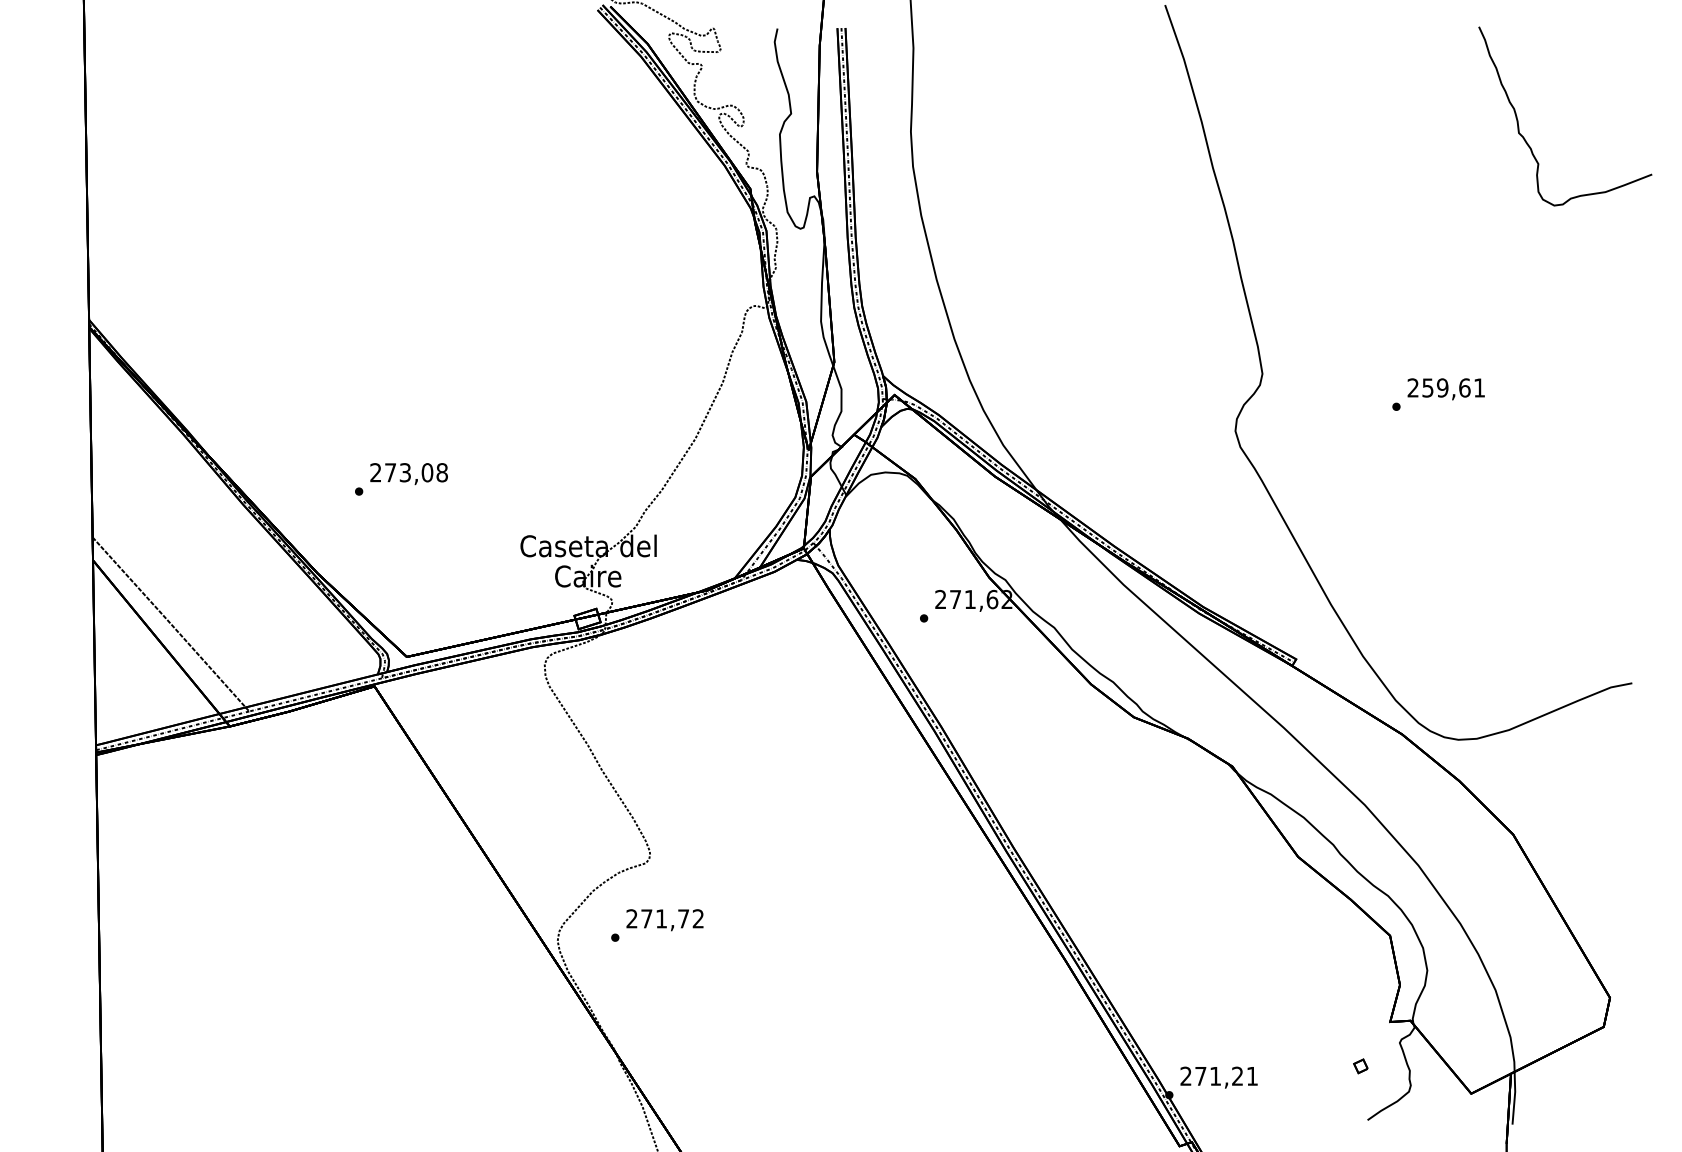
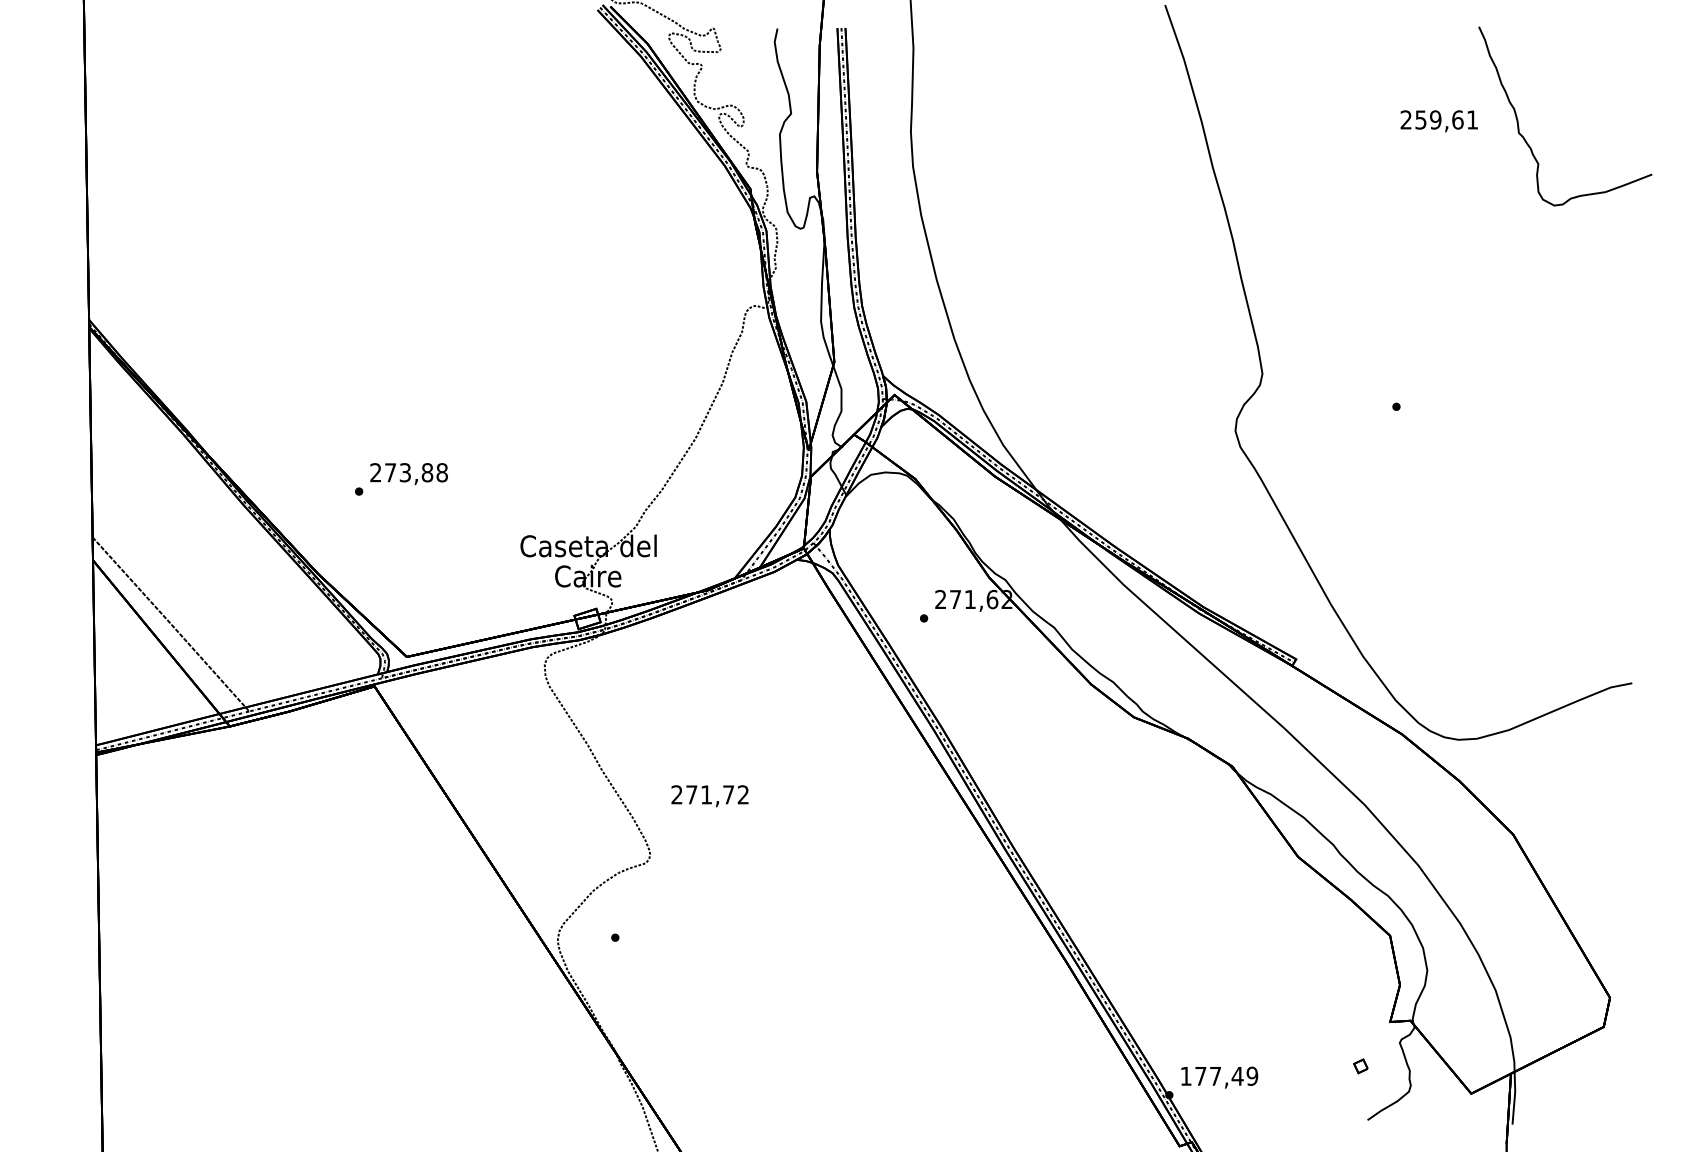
text position: (1445, 389) -> (1438, 121) (1438, 121)
text: 273,08 -> 273,88 (427, 472)
text position: (664, 920) -> (709, 796) (709, 796)
text: 271,21 -> 177,49 (1219, 1075)
